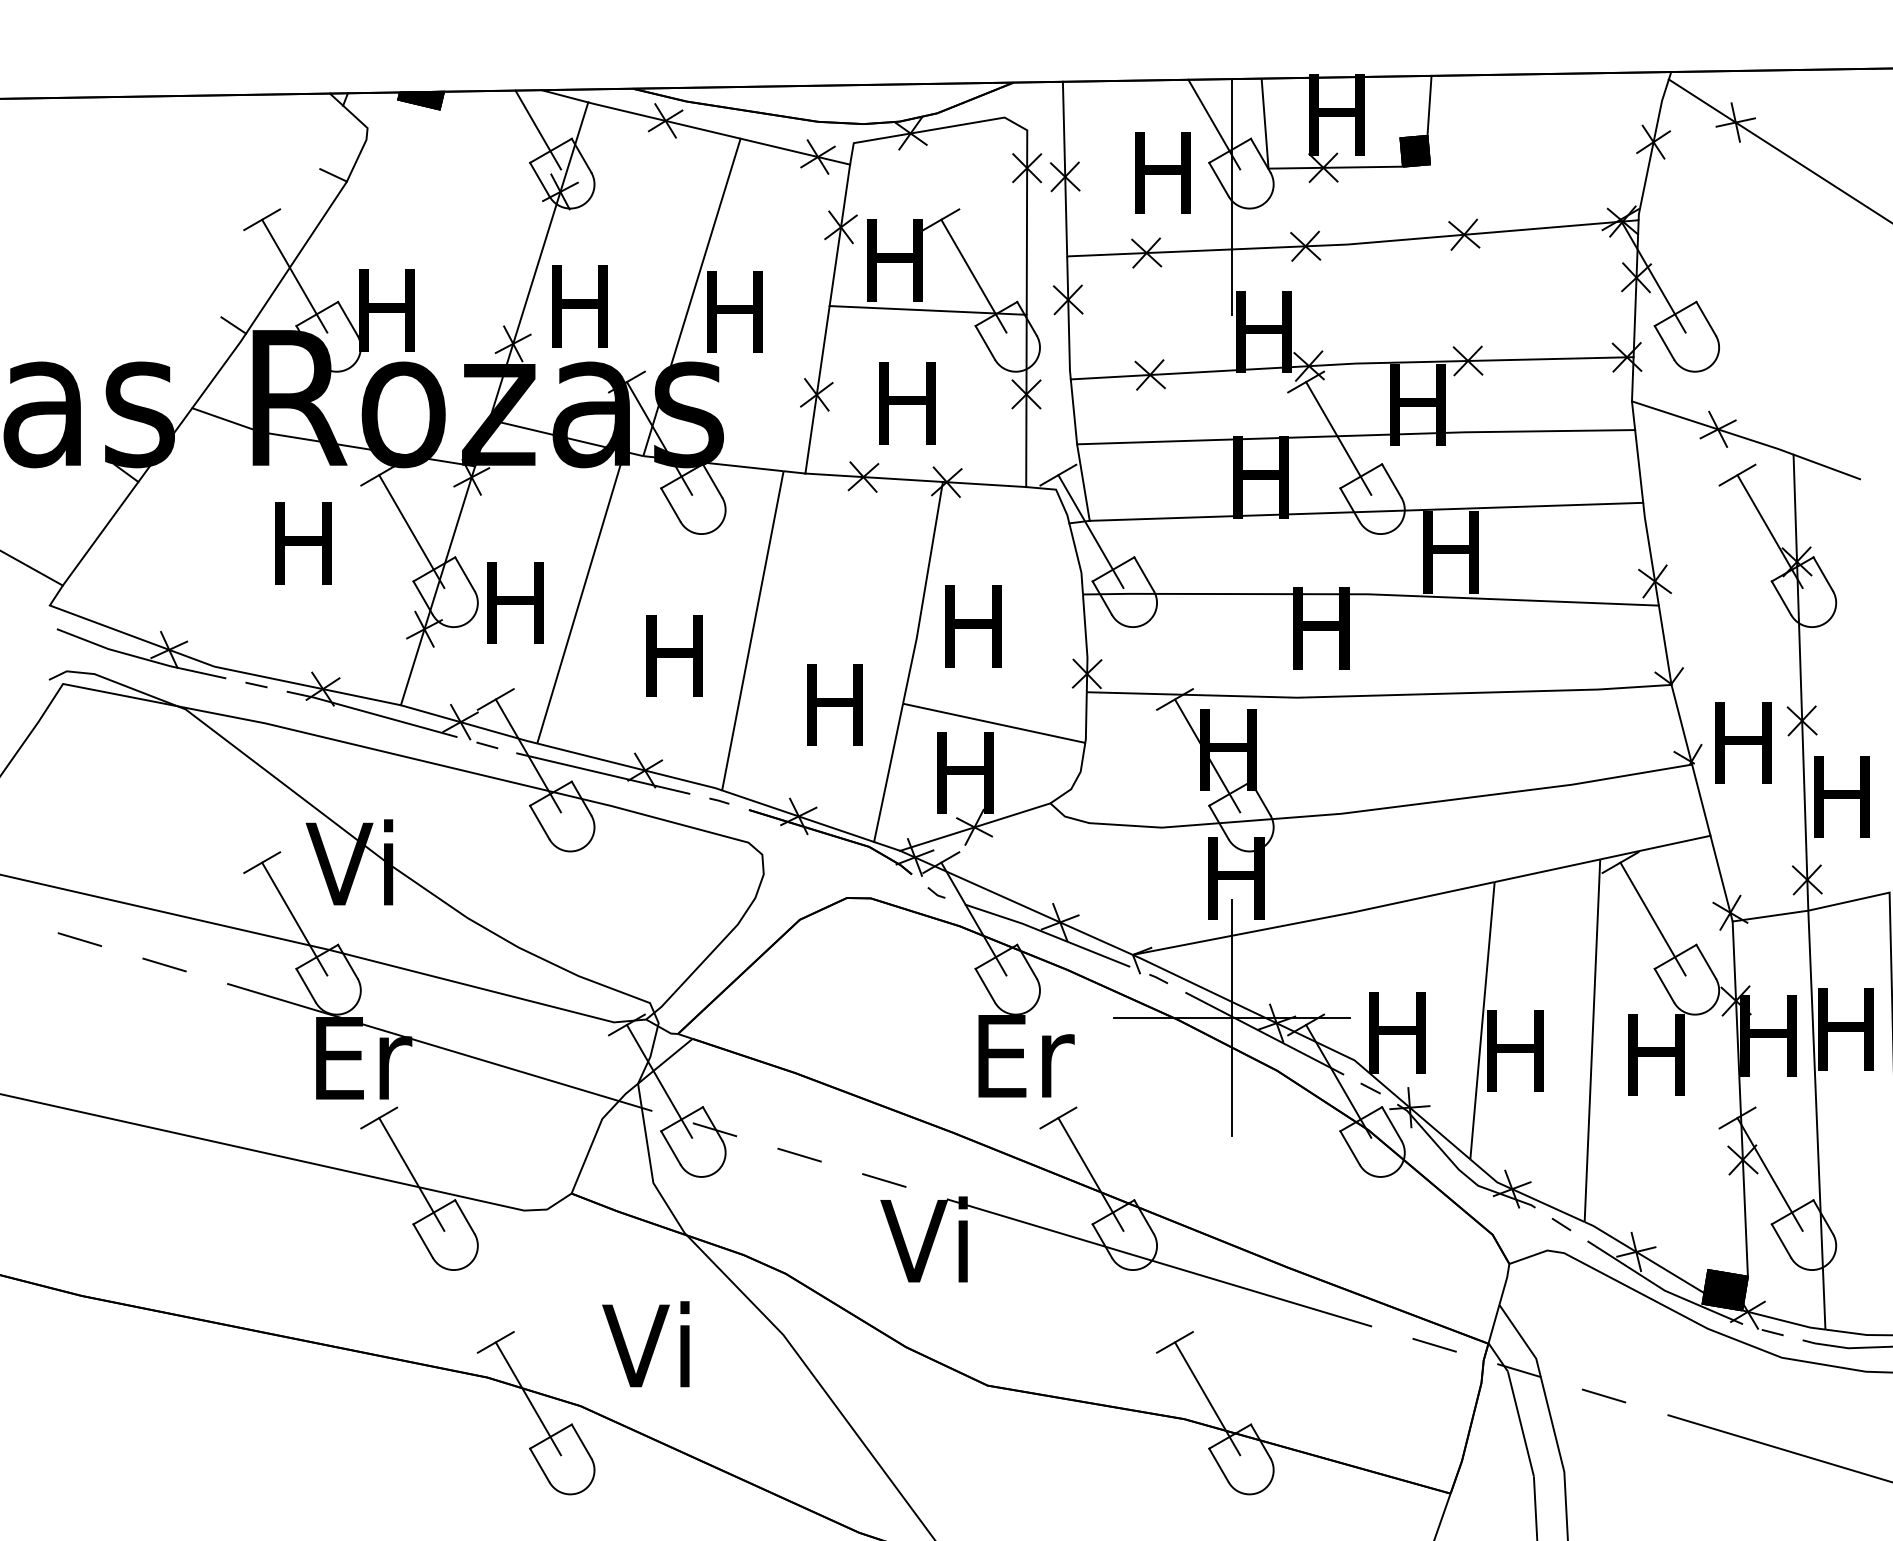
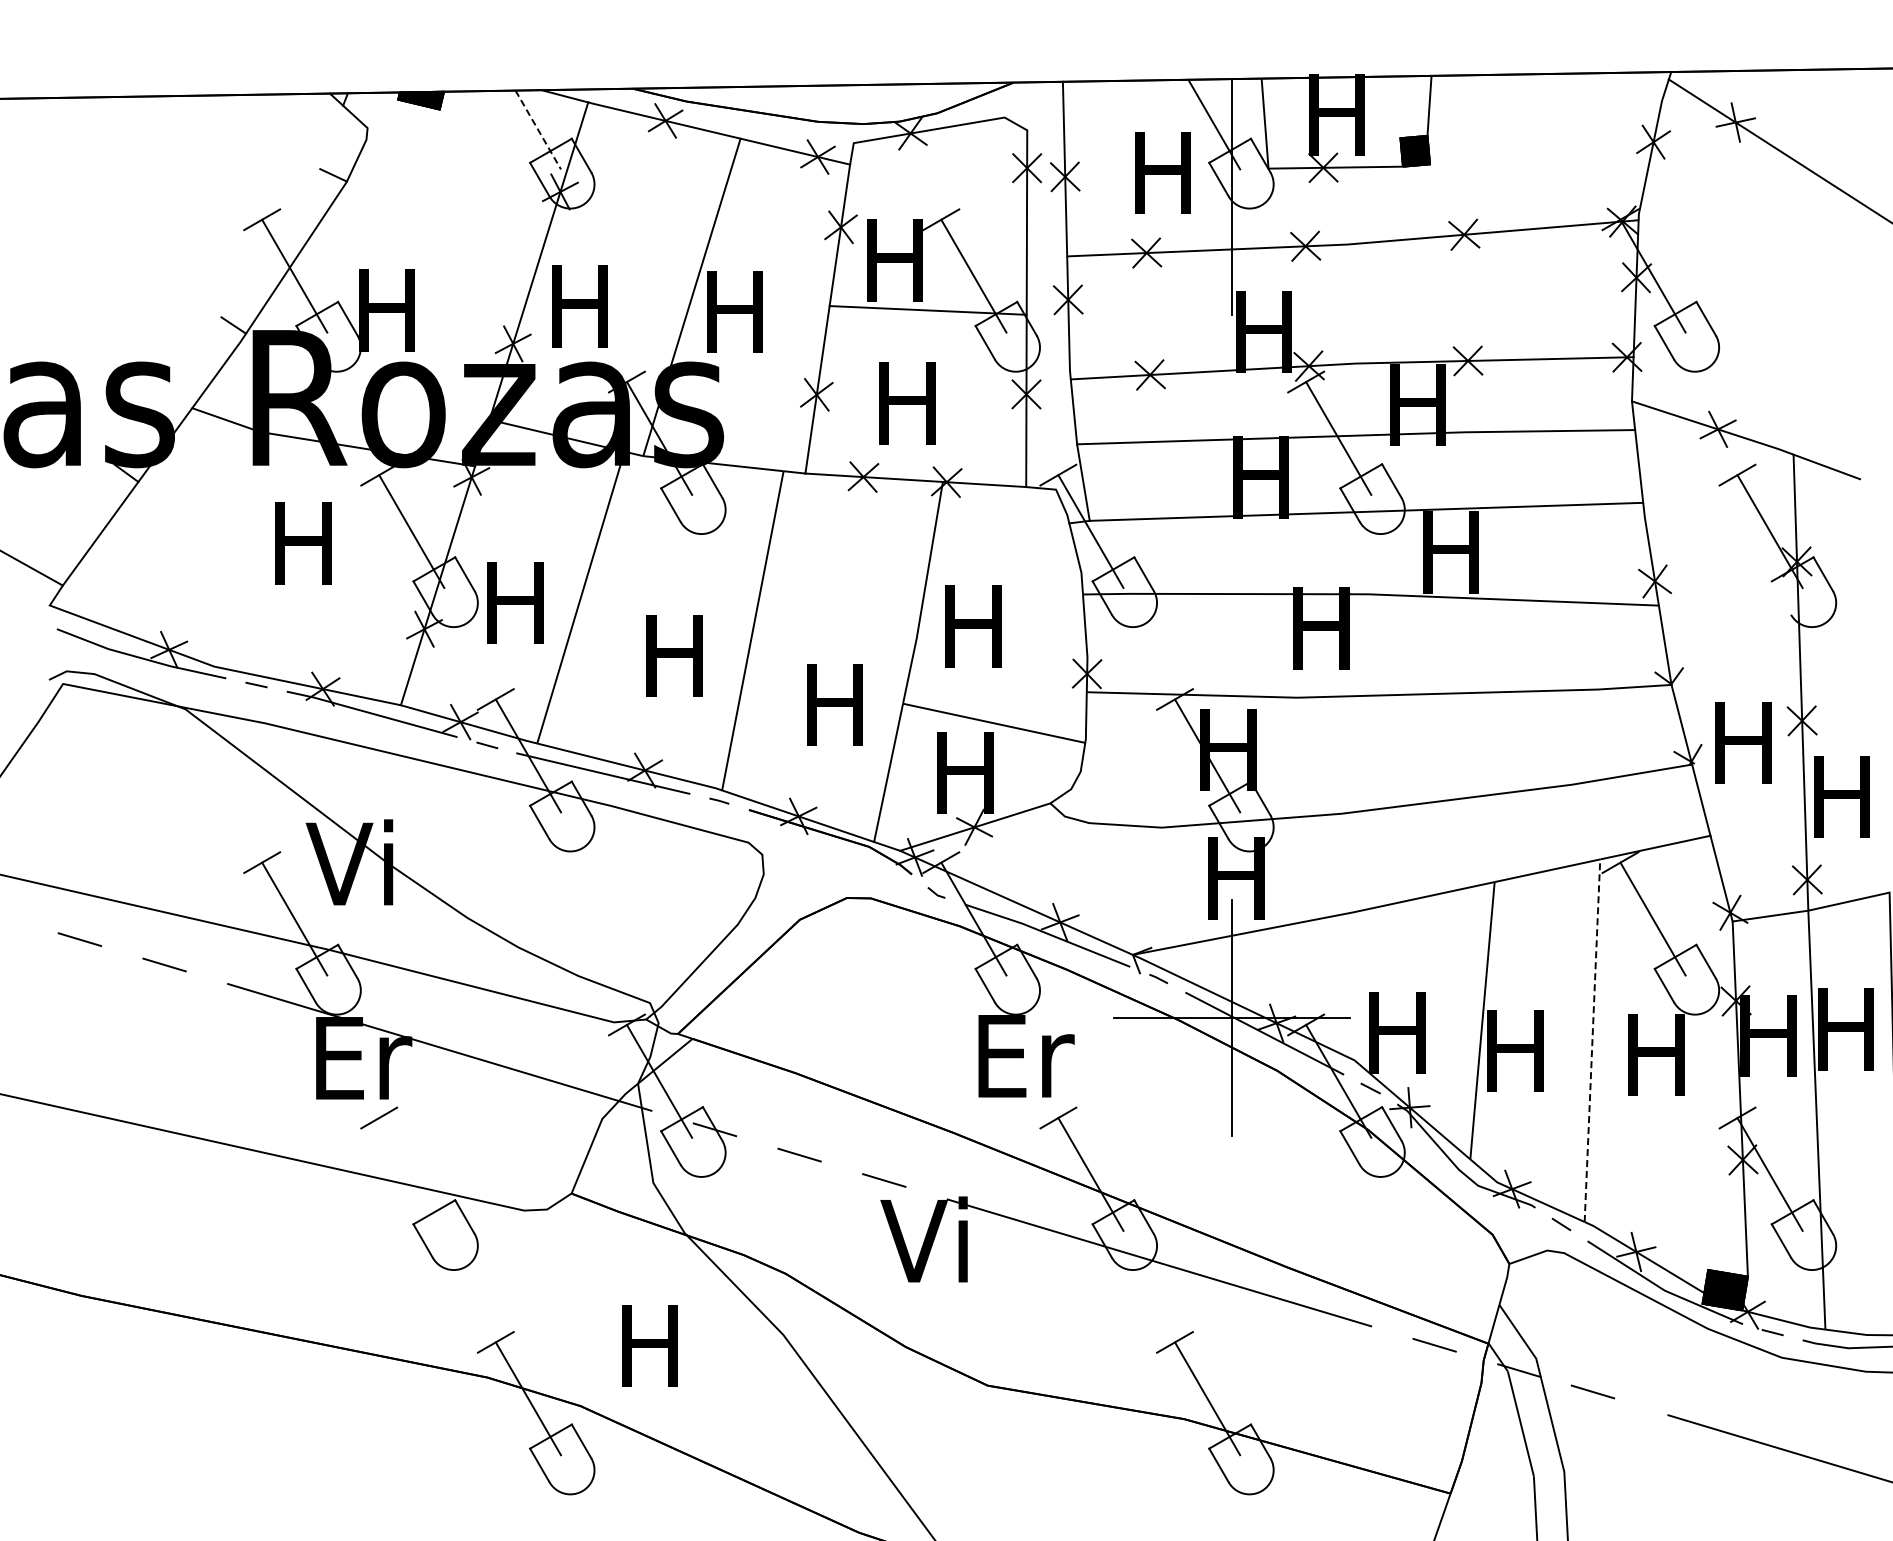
line: solid -> dashed (538, 130)
line: present -> none (1781, 597)
line: solid -> dashed (1592, 1040)
line: present -> none (411, 1174)
text: Vi -> H (645, 1344)
line position: (1604, 1395) -> (1593, 1391) (1593, 1391)
